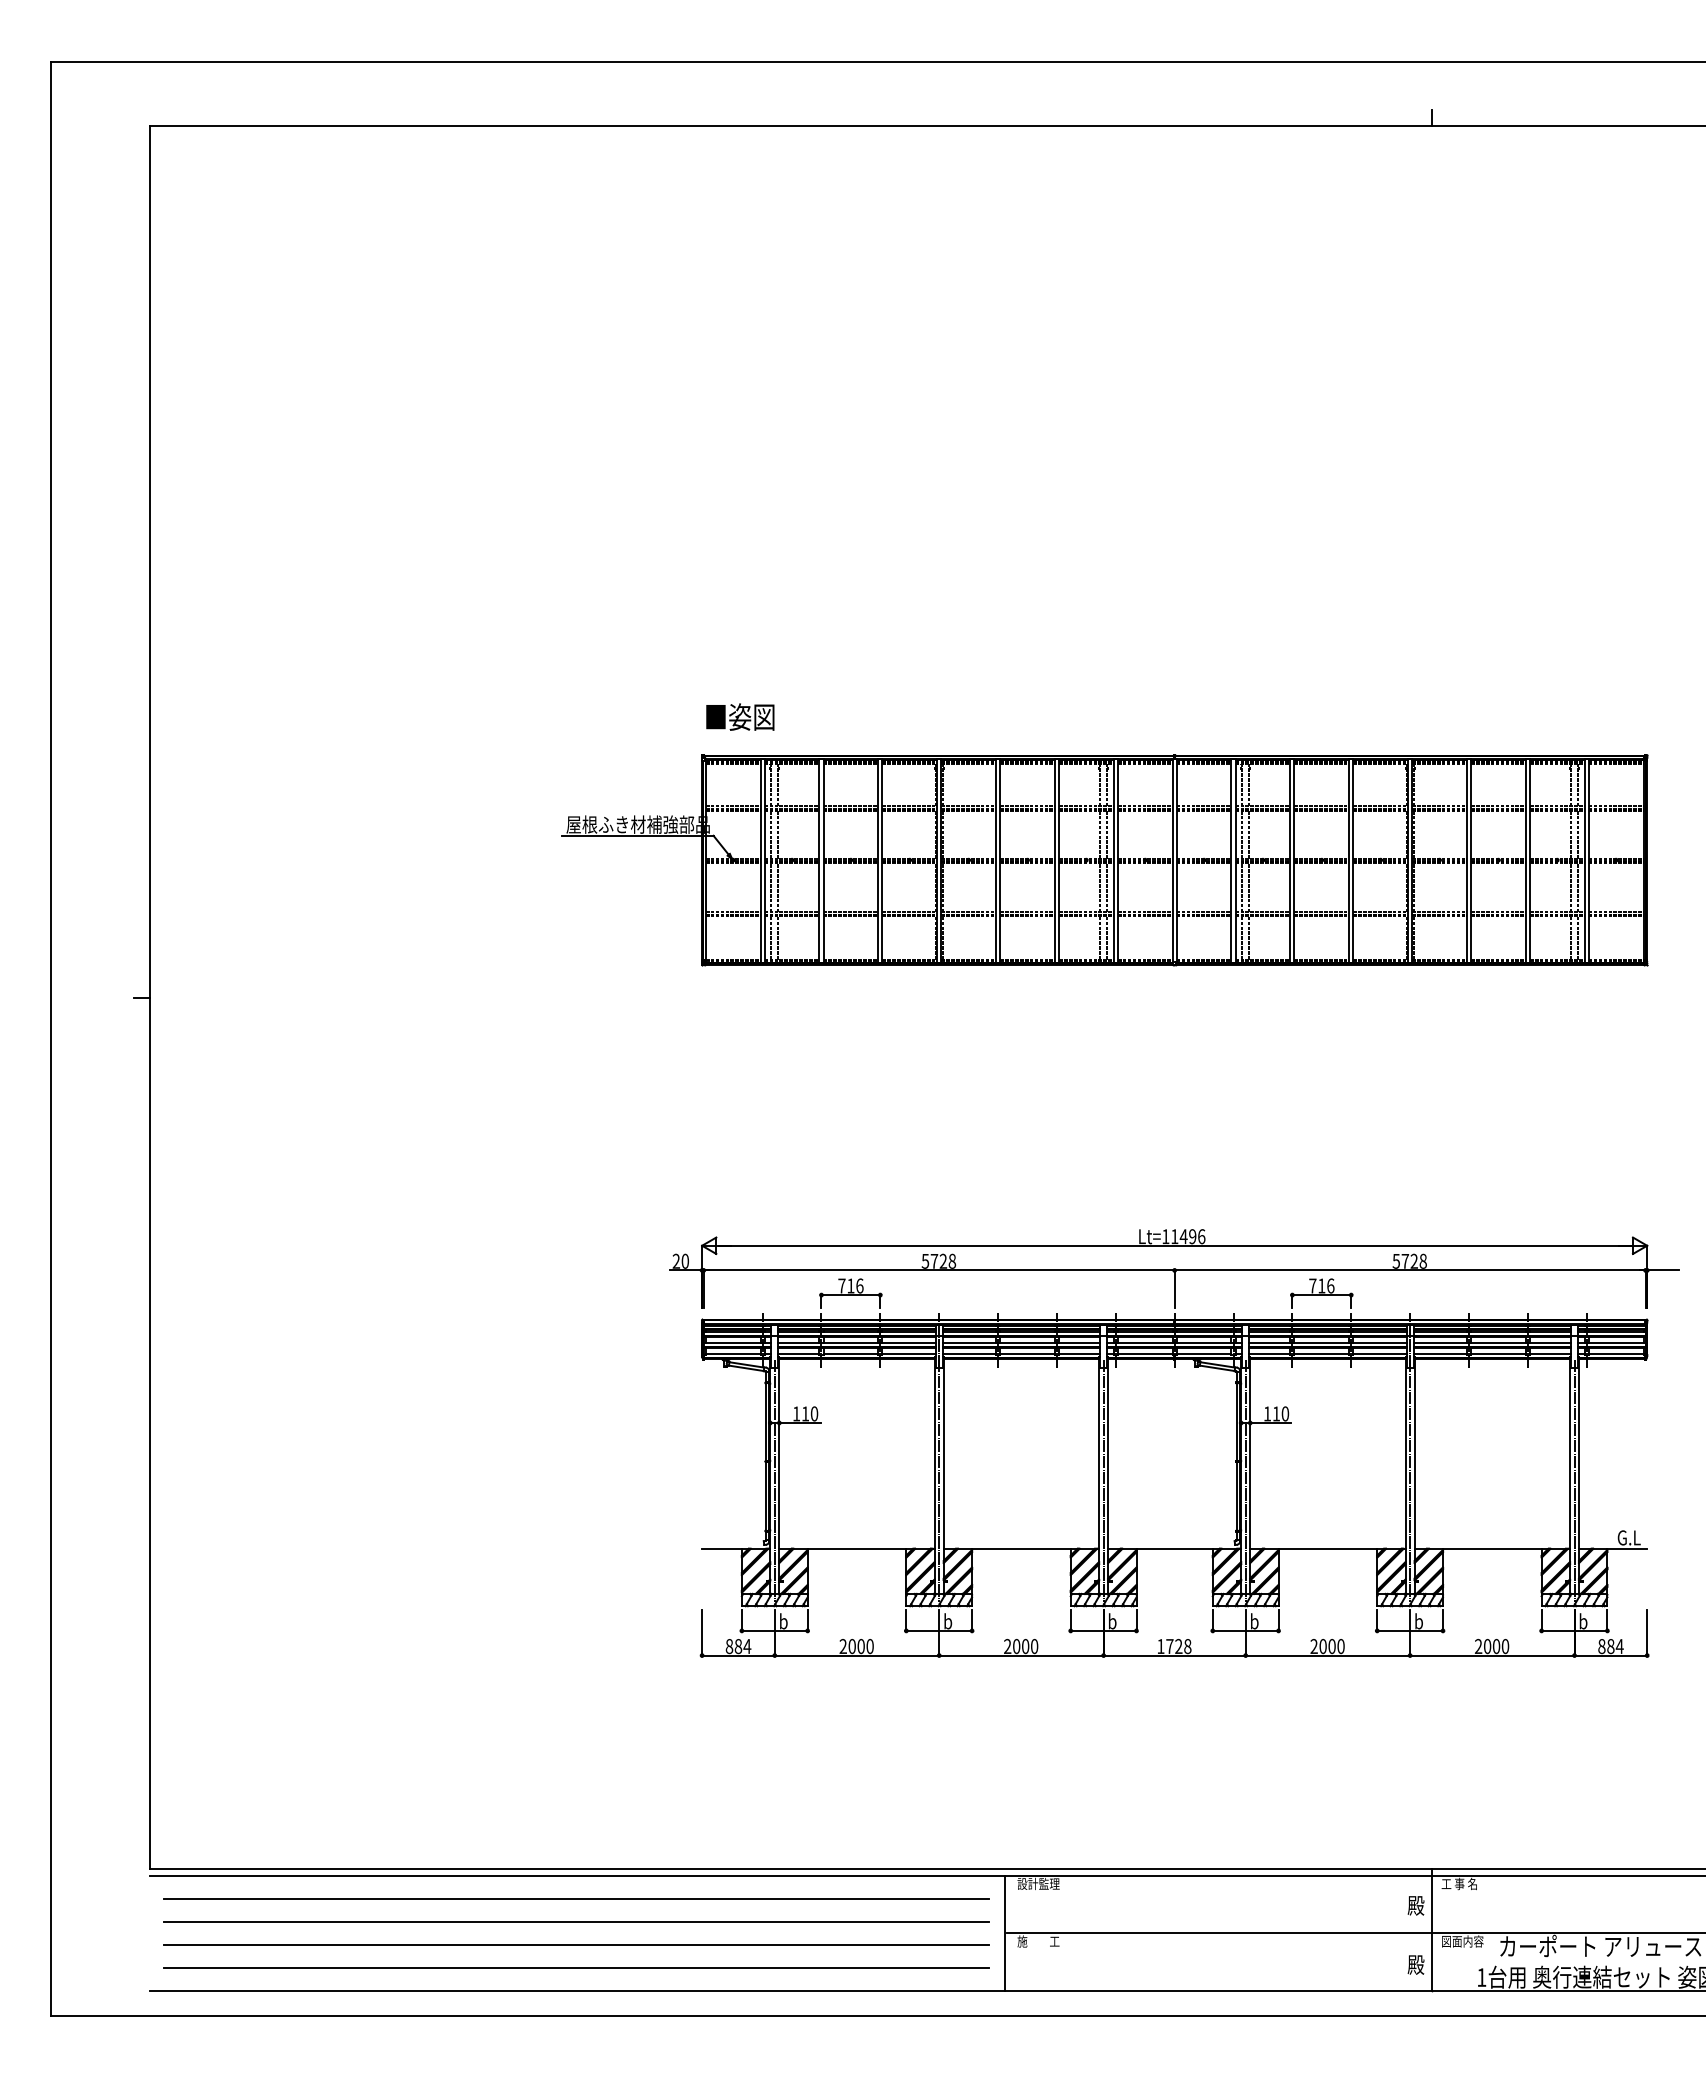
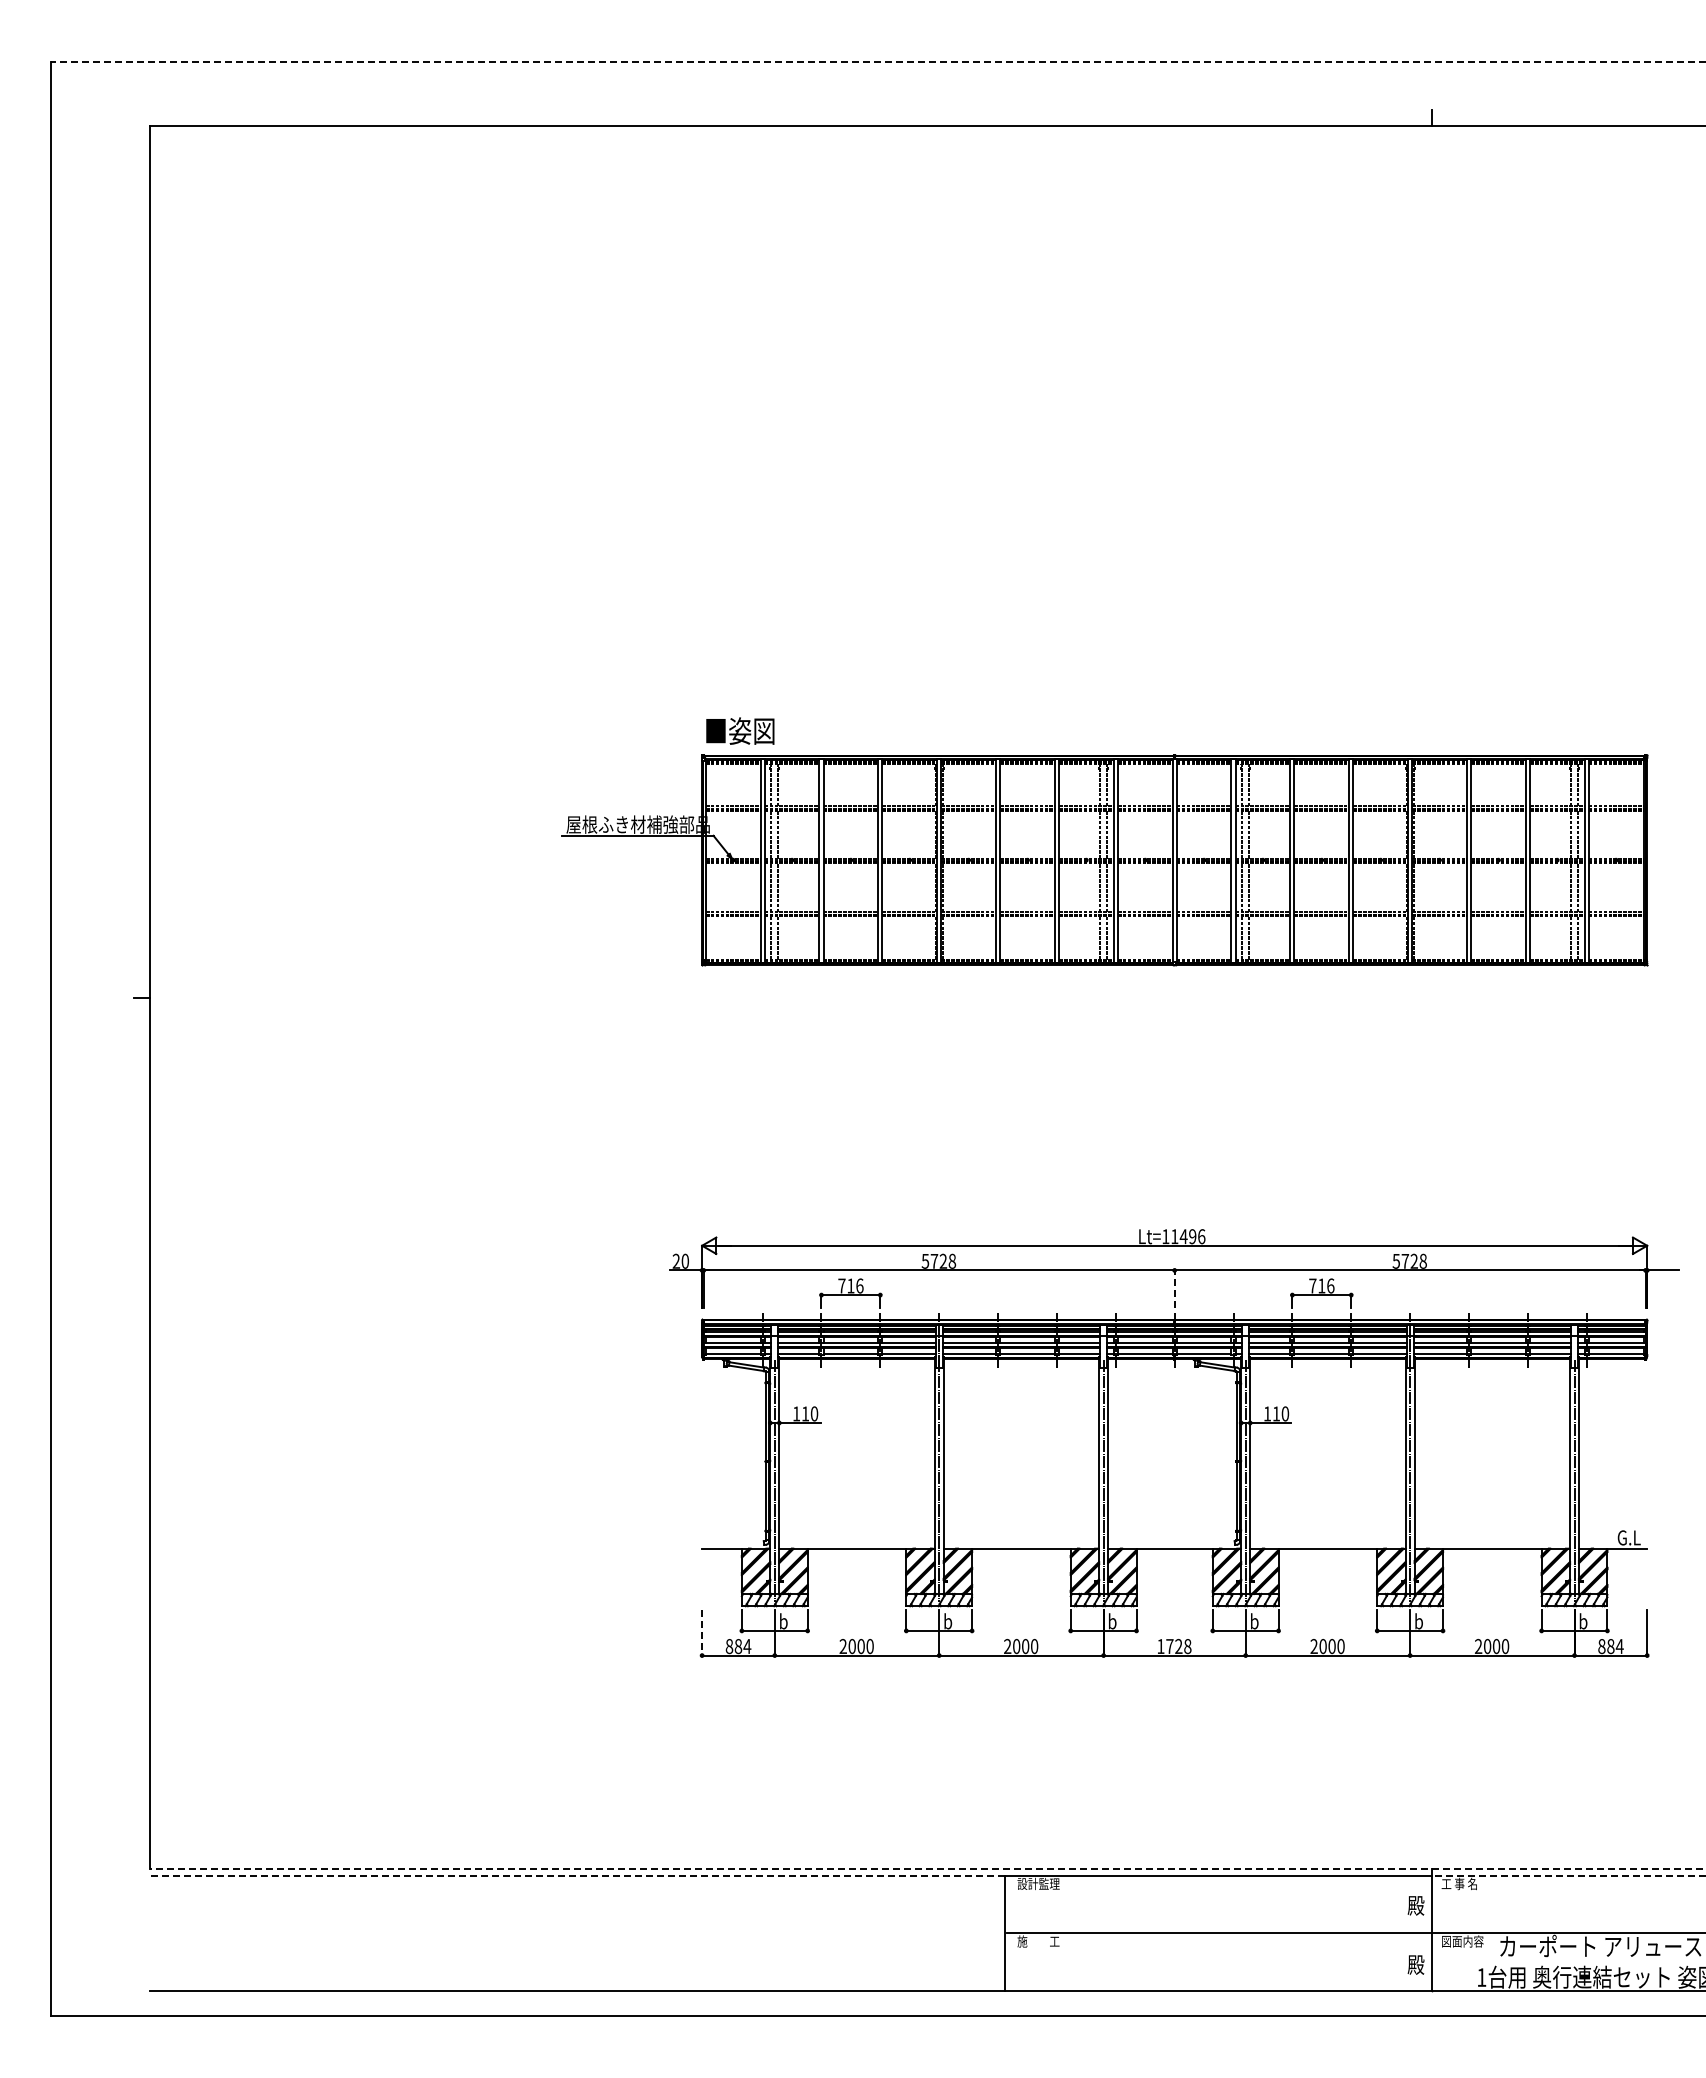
line: solid -> dashed (878, 62)
text position: (740, 716) -> (740, 730) (740, 730)
line: solid -> dashed (1174, 1289)
line: solid -> dashed (702, 1633)
line: solid -> dashed (927, 1869)
line: solid -> dashed (576, 1875)
line: solid -> dashed (1568, 1875)
line: present -> none (575, 1898)
line: present -> none (575, 1921)
line: present -> none (576, 1944)
line: present -> none (576, 1967)
